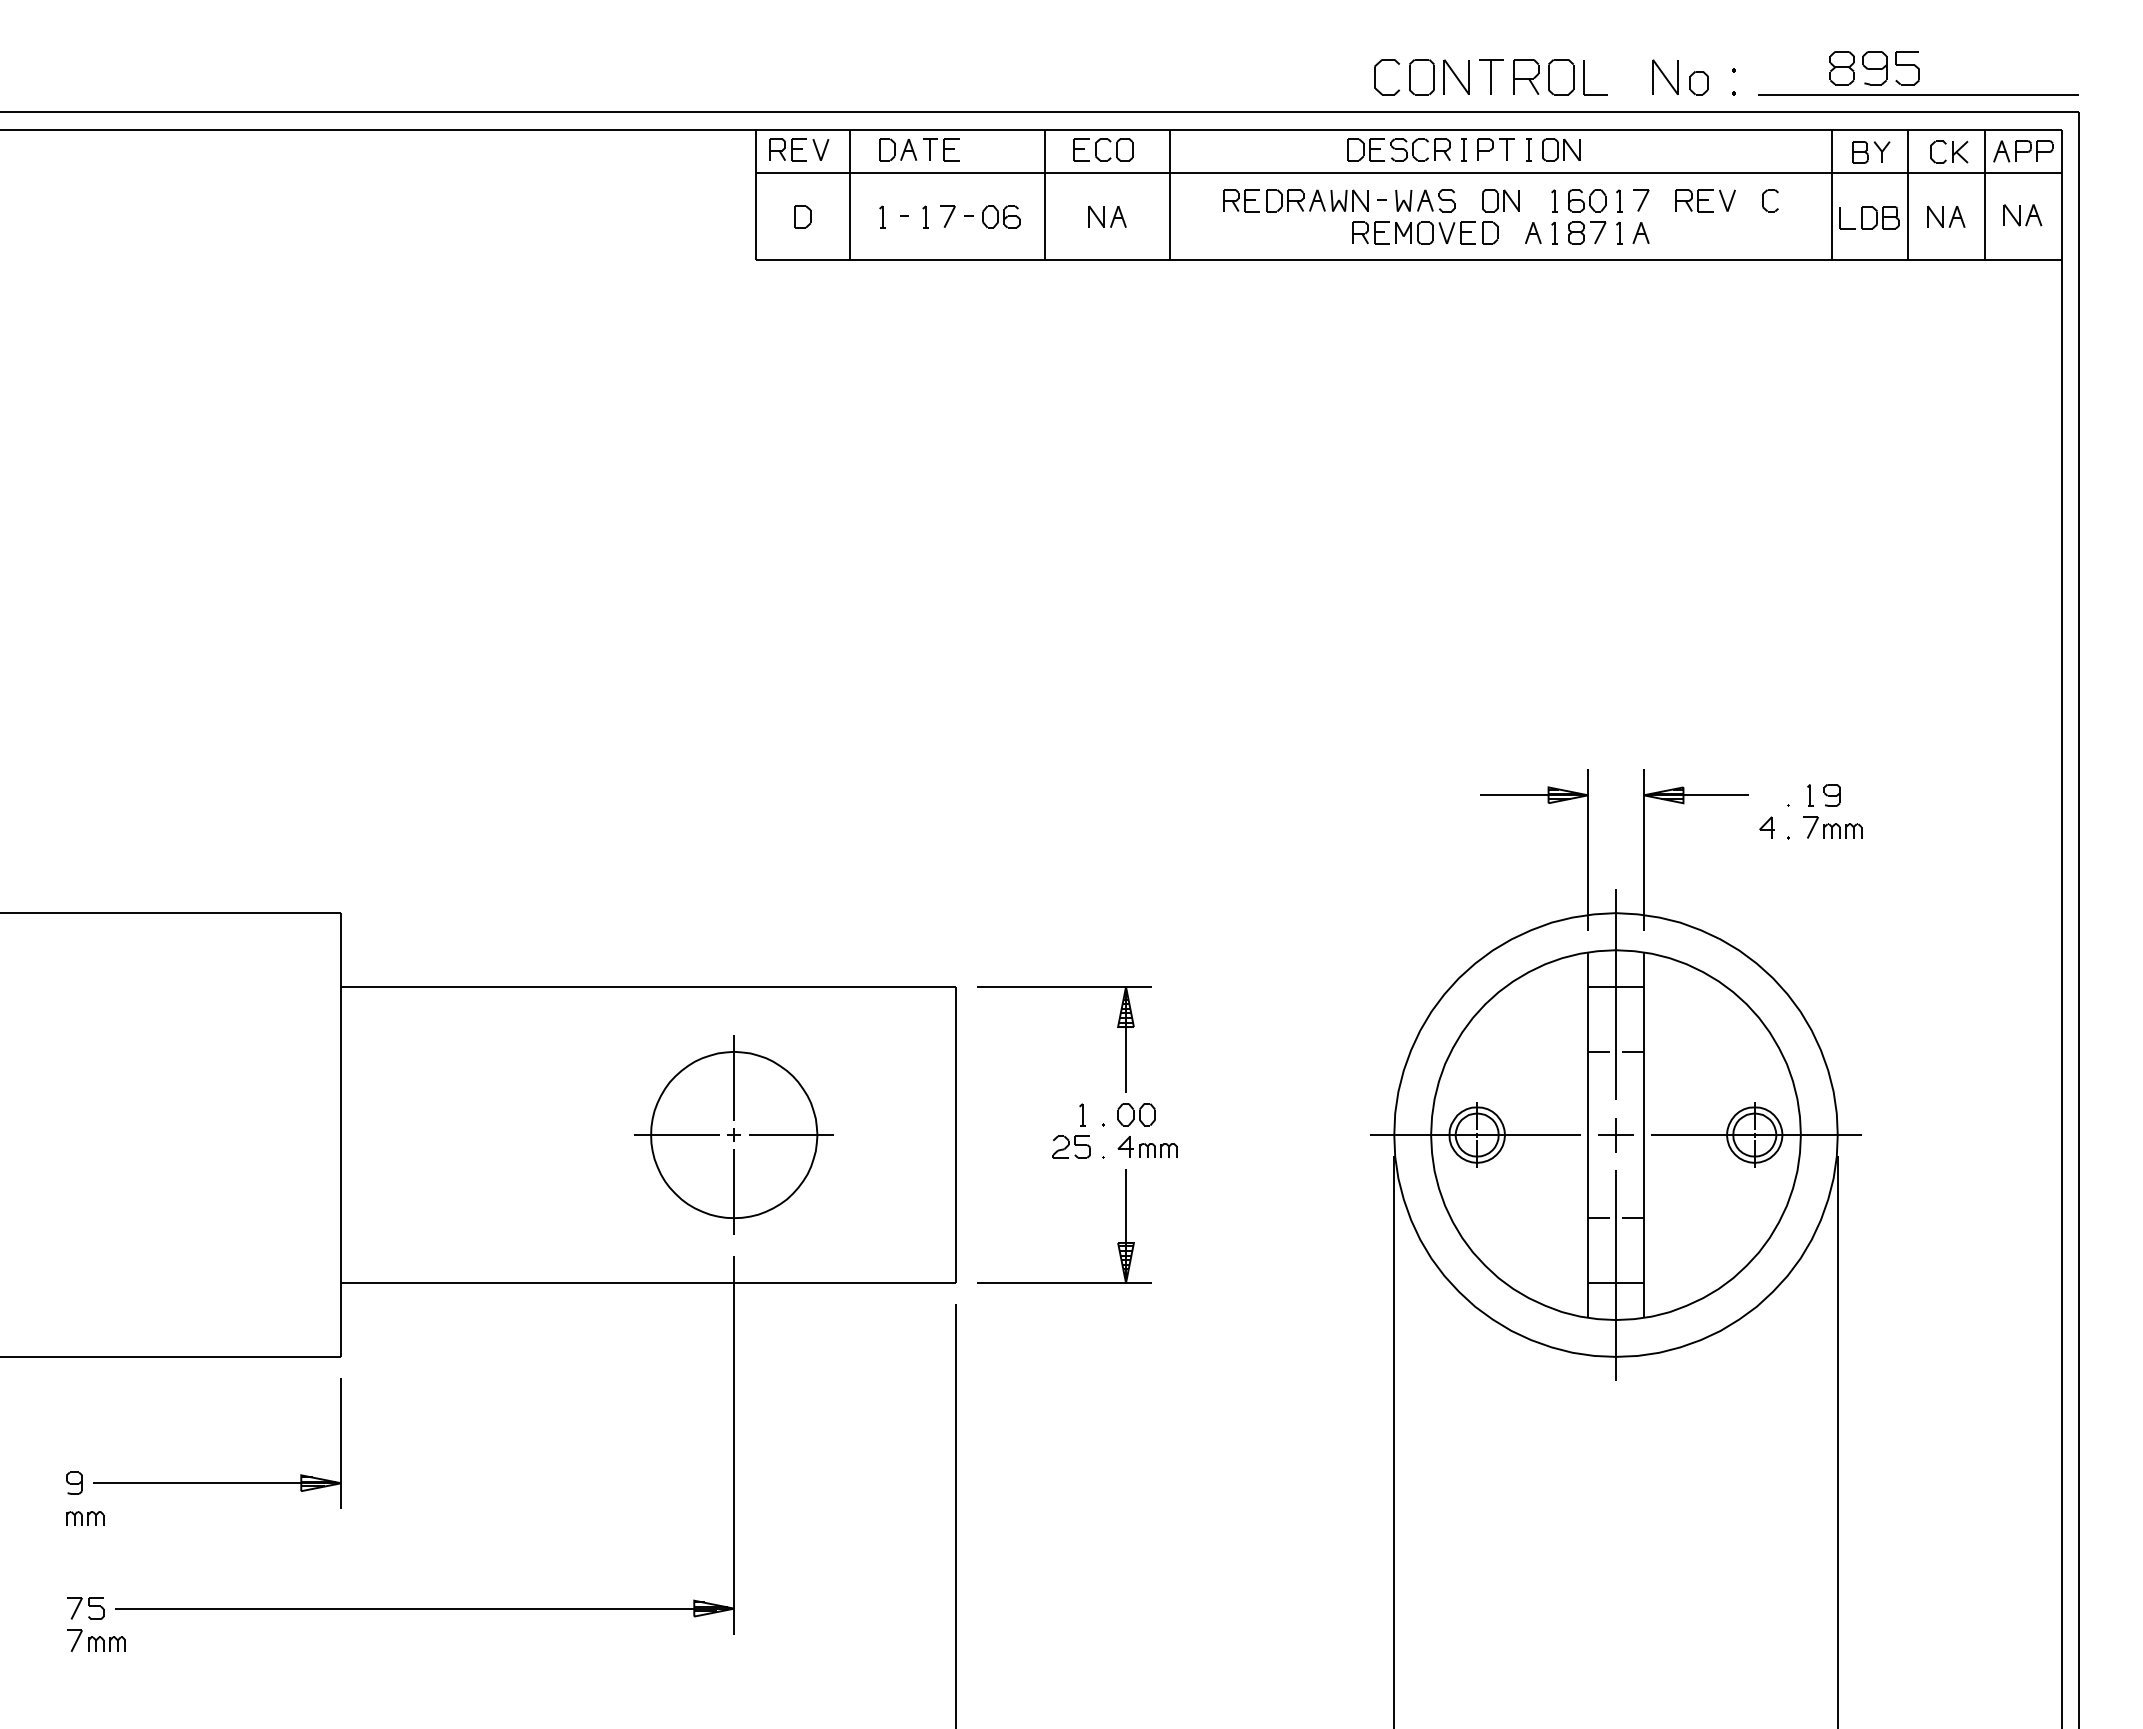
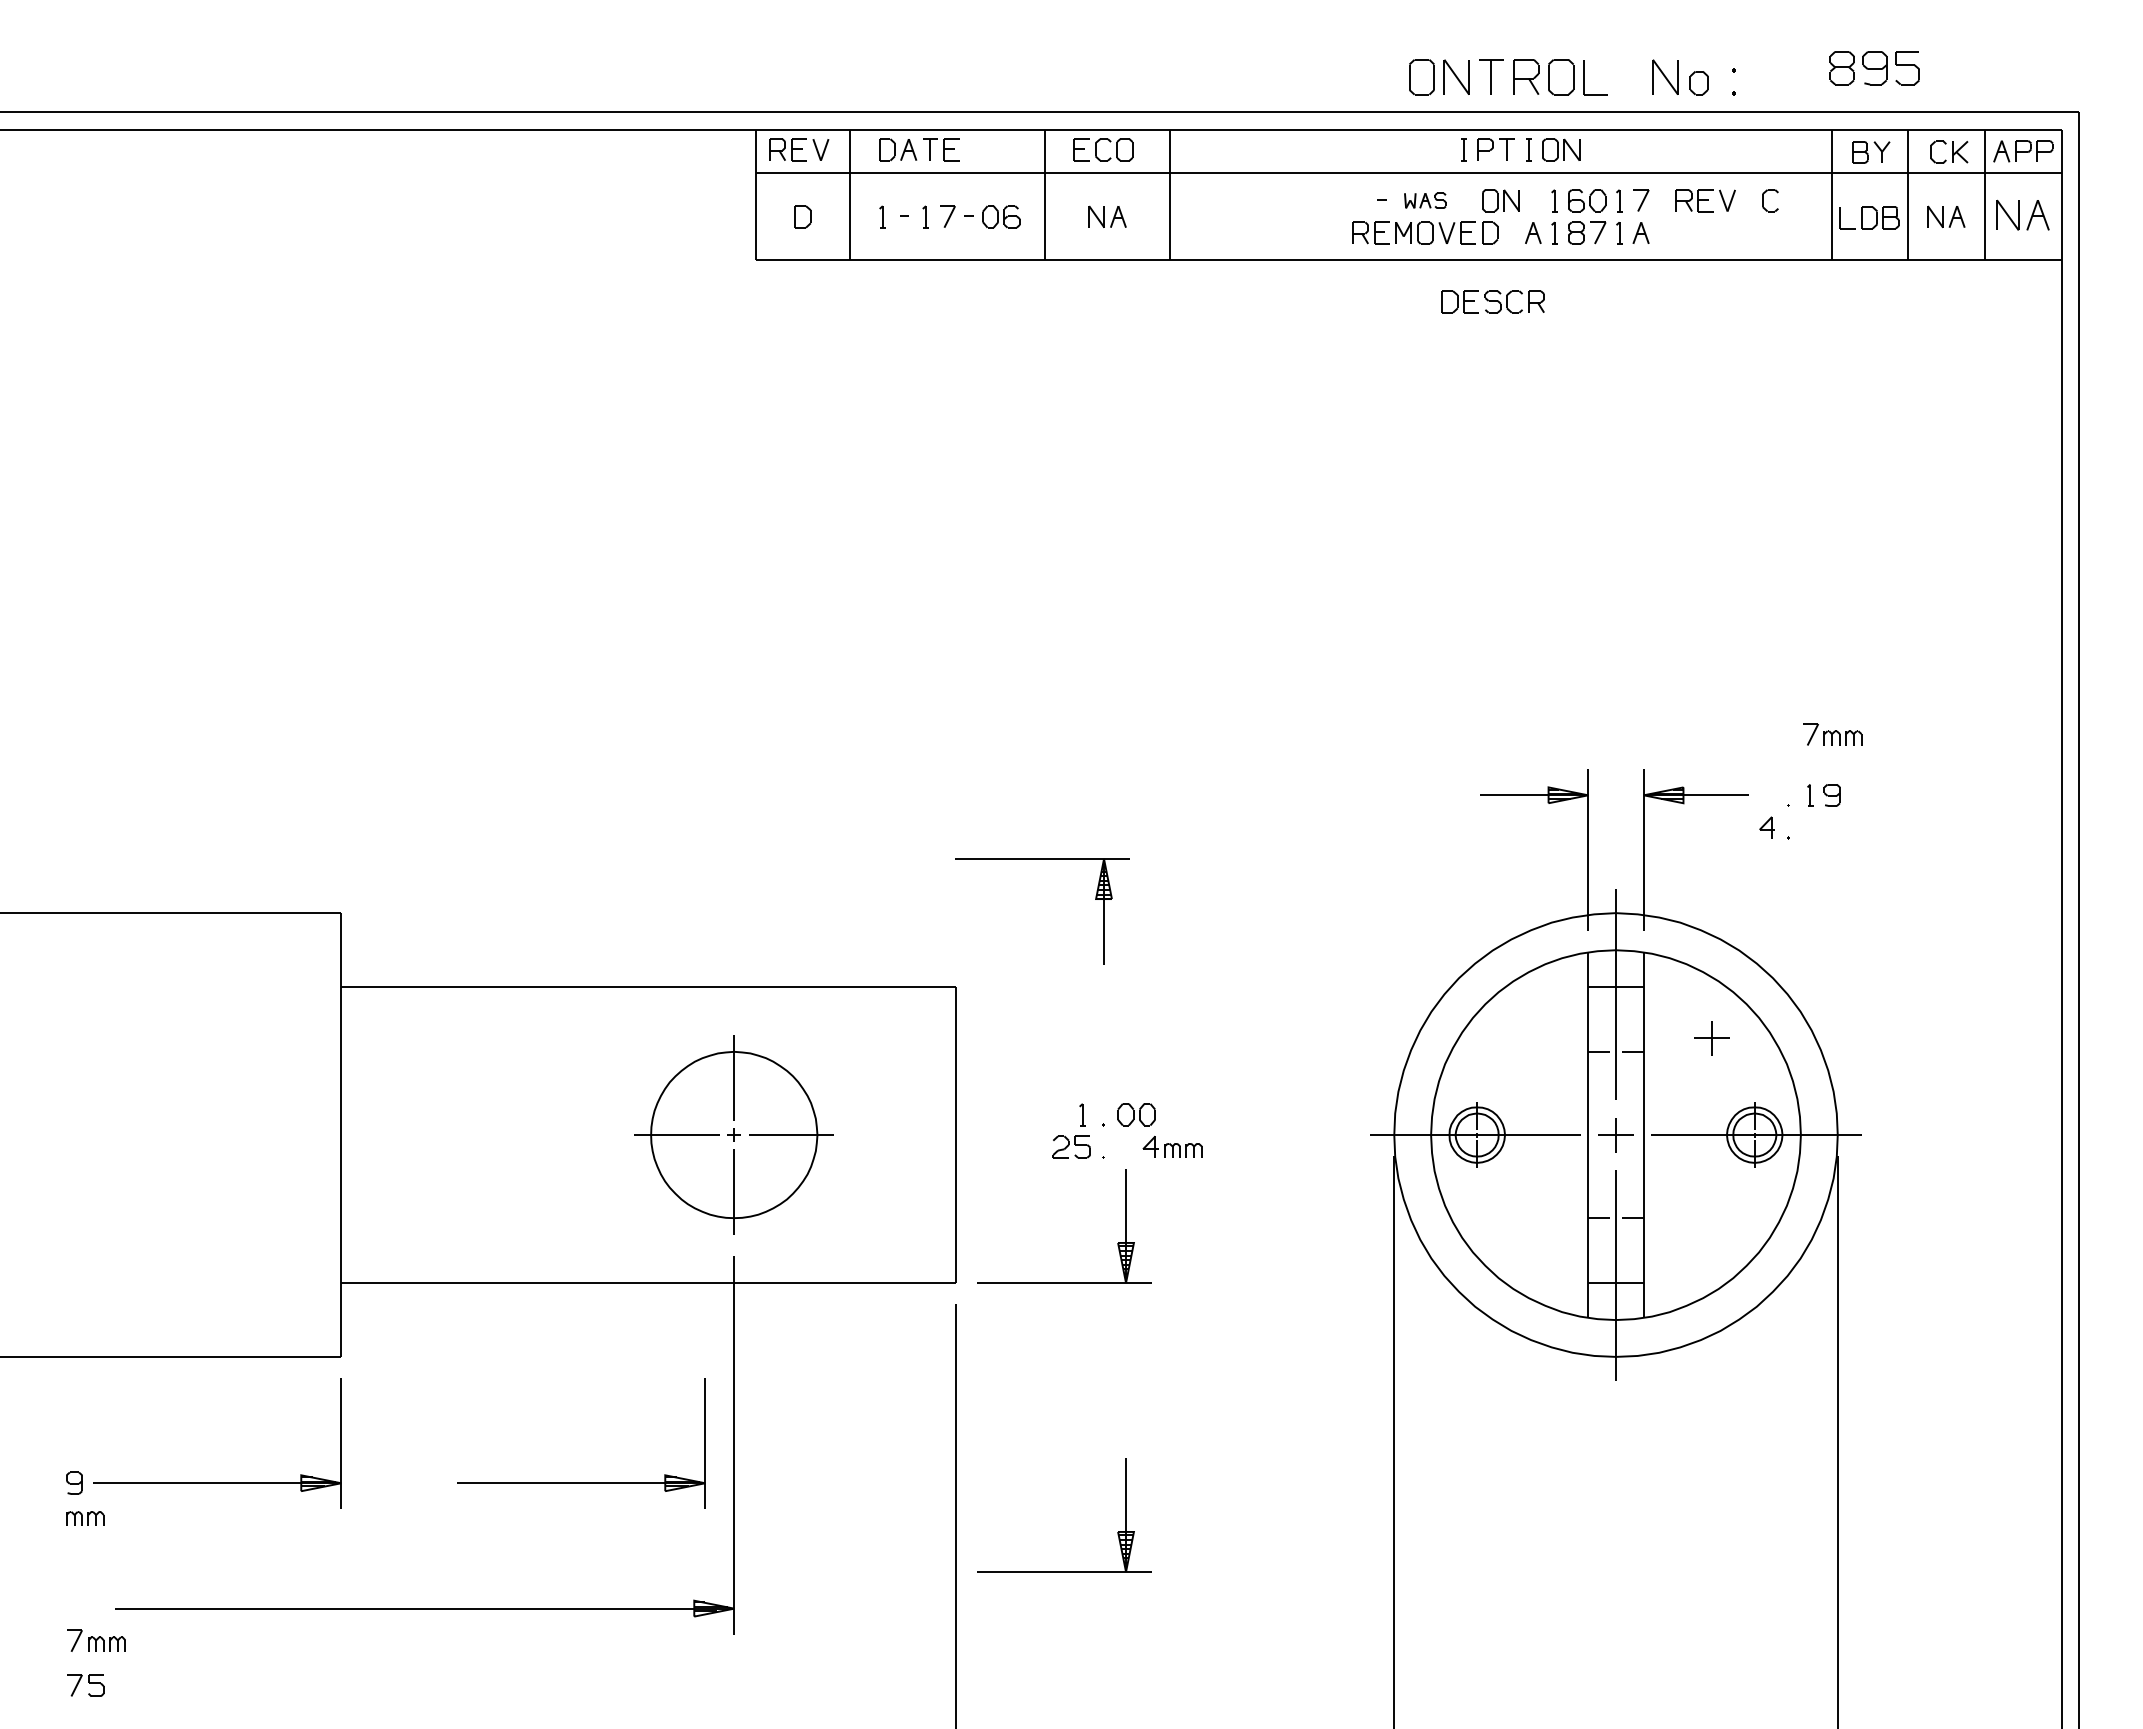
part: present -> none (1375, 77)
line: present -> none (1918, 94)
part position: (1398, 149) -> (1492, 301) (1492, 301)
part: present -> none (1295, 200)
part size: 61x24 px -> 43x17 px (1425, 200)
part size: 40x23 px -> 54x32 px (2022, 214)
part position: (1832, 827) -> (1832, 734) (1832, 734)
part position: (1064, 987) -> (1042, 859) (1042, 859)
part: none -> present (1711, 1038)
part position: (1147, 1146) -> (1172, 1146) (1172, 1146)
part: none -> present (581, 1482)
part: none -> present (1117, 1532)
part position: (85, 1608) -> (85, 1685) (85, 1685)
